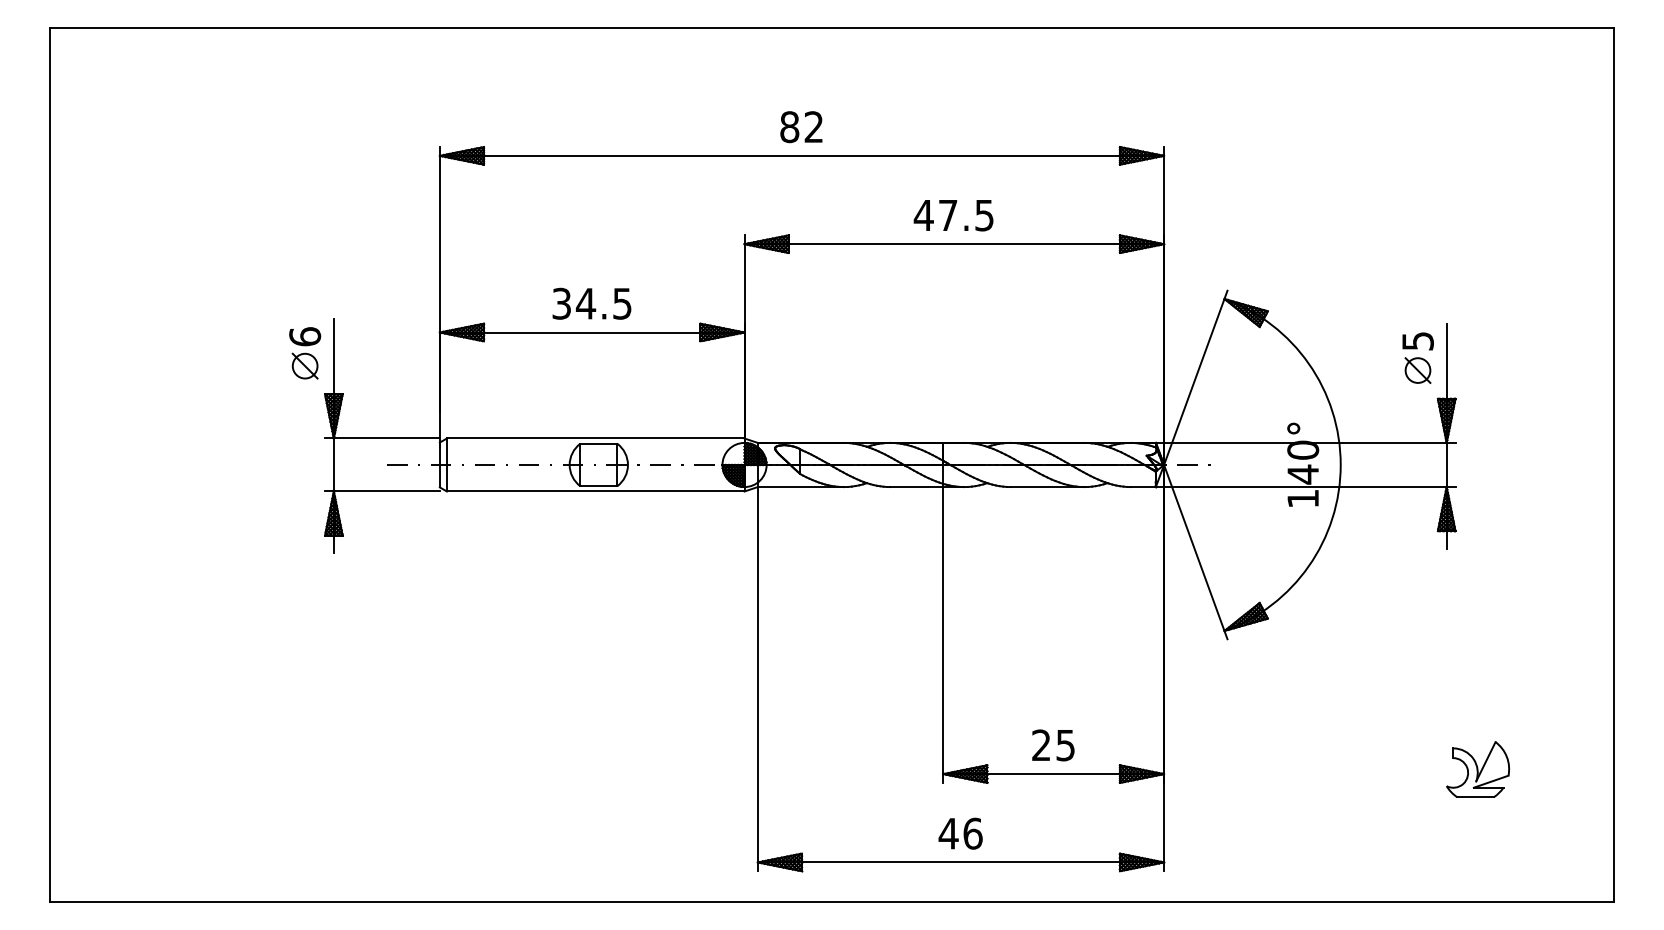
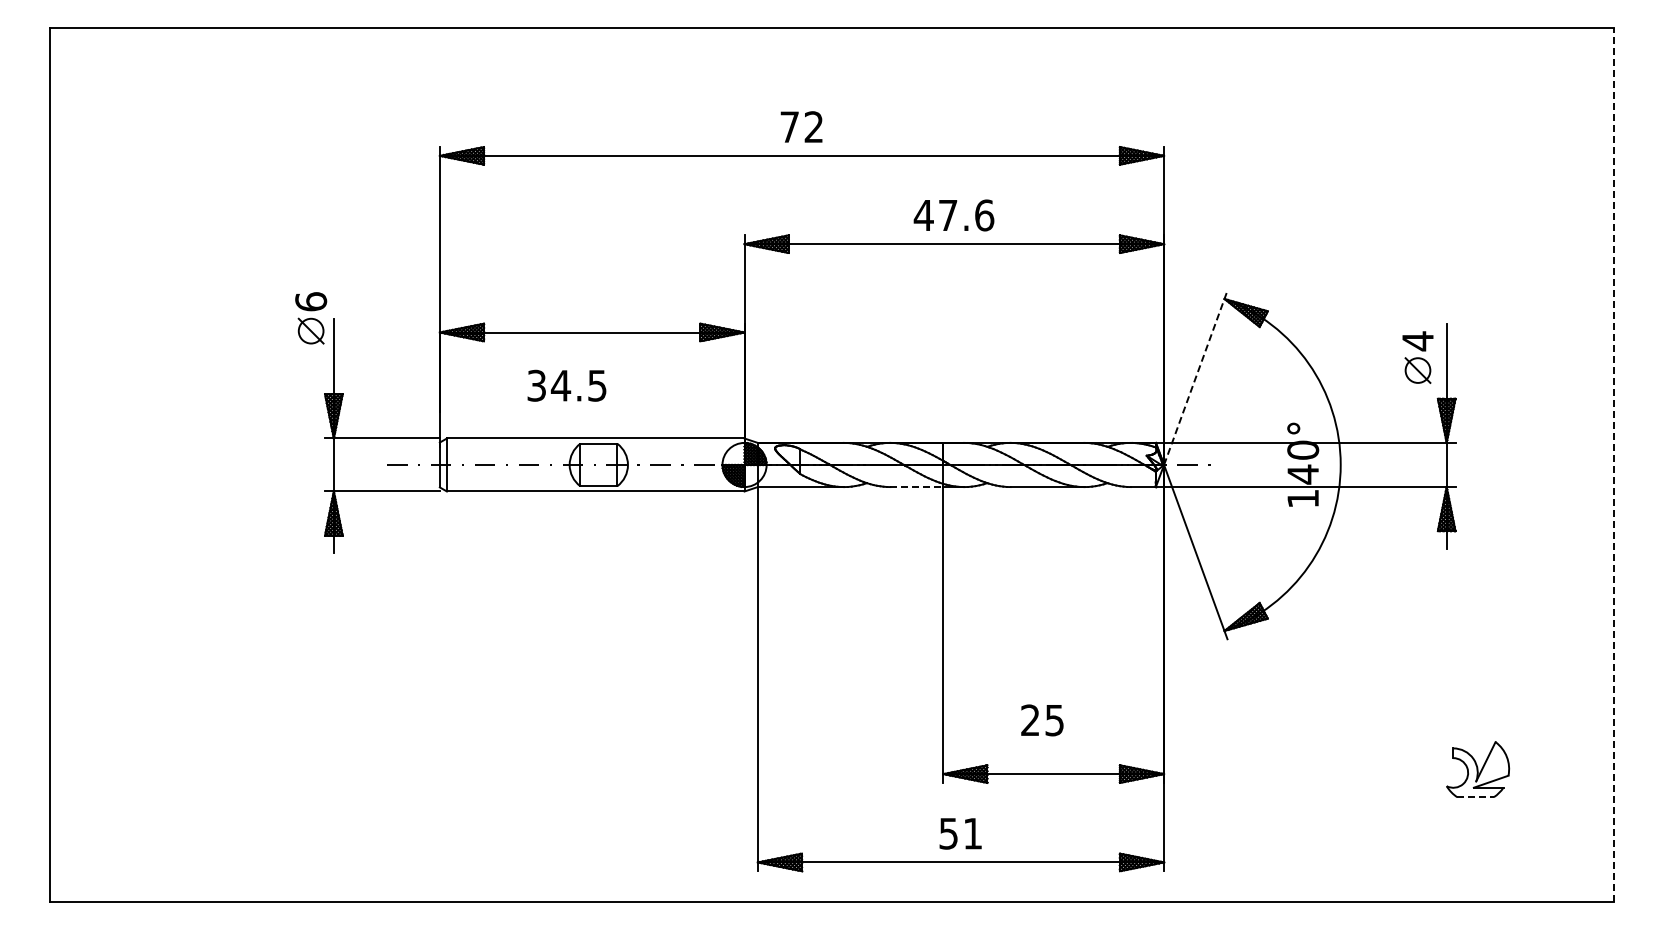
text: 82 -> 72 (789, 127)
text: 47.5 -> 47.6 (984, 215)
text position: (591, 303) -> (566, 385) (566, 385)
text: 5 -> 4 (1417, 341)
part position: (305, 353) -> (311, 318) (311, 318)
line: solid -> dashed (1195, 377)
line: solid -> dashed (1614, 464)
line: solid -> dashed (917, 487)
text position: (1053, 745) -> (1042, 720) (1042, 720)
line: solid -> dashed (1476, 797)
text: 46 -> 51 (960, 833)
